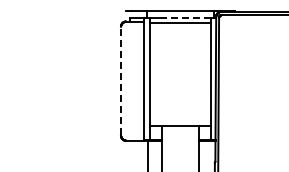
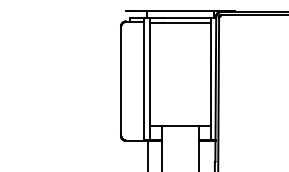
line: dashed -> solid (186, 18)
line: dashed -> solid (121, 80)
